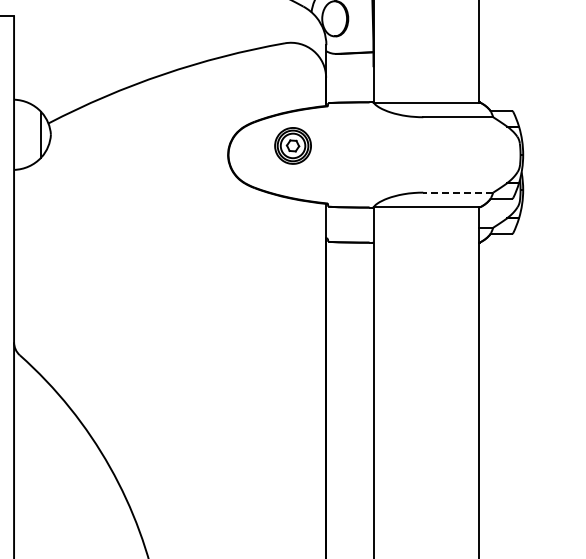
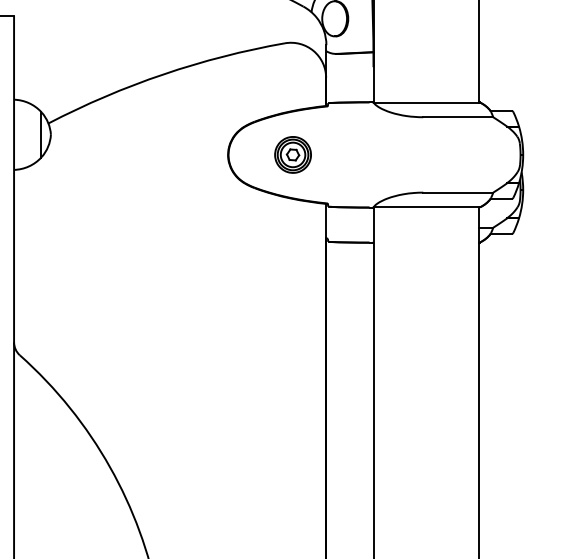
part position: (292, 145) -> (292, 154) (292, 154)
line: dashed -> solid (458, 192)
